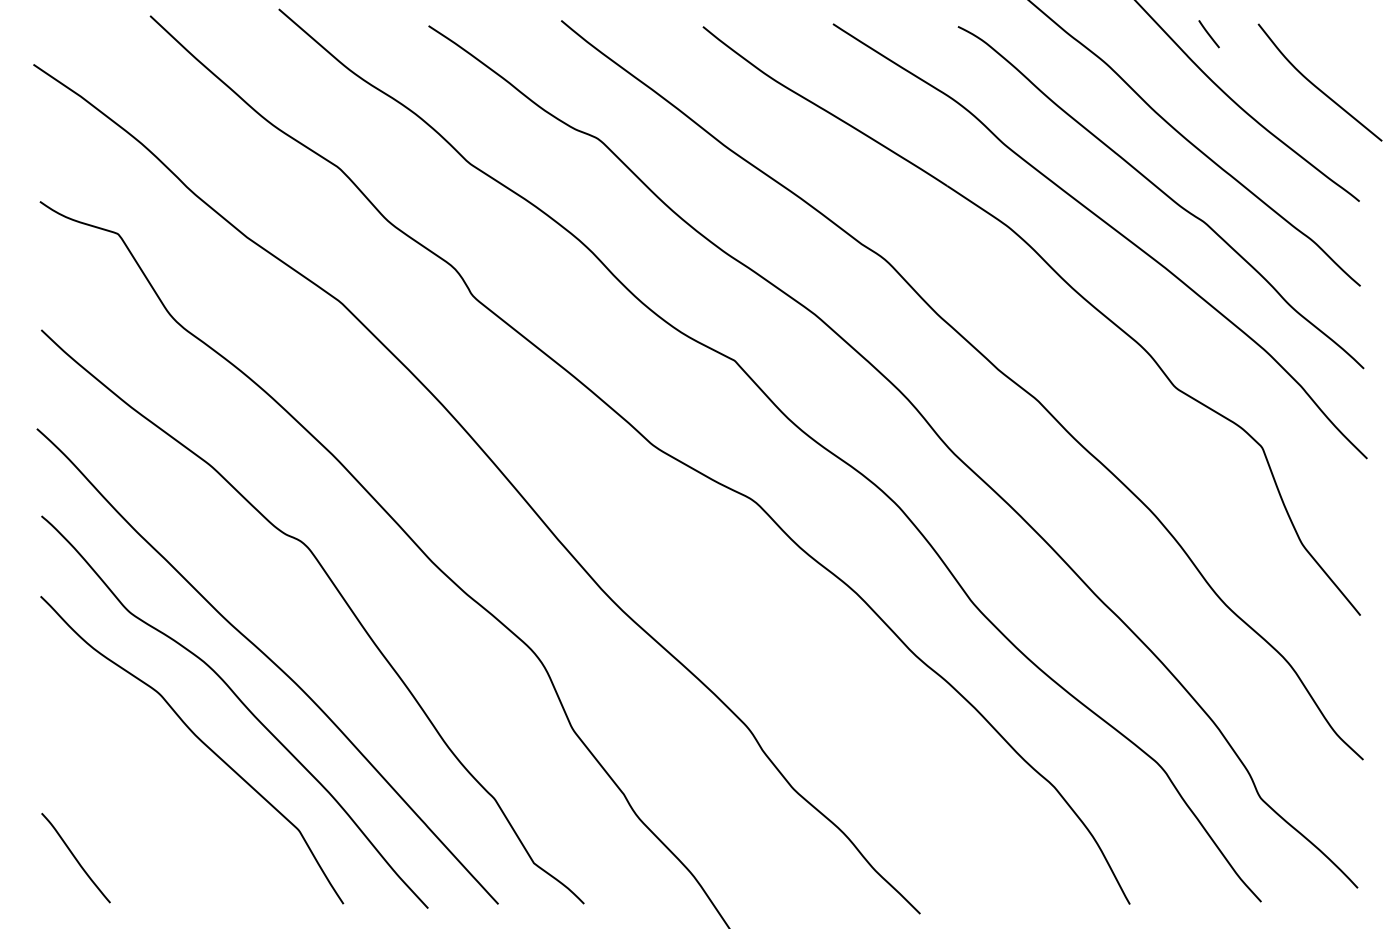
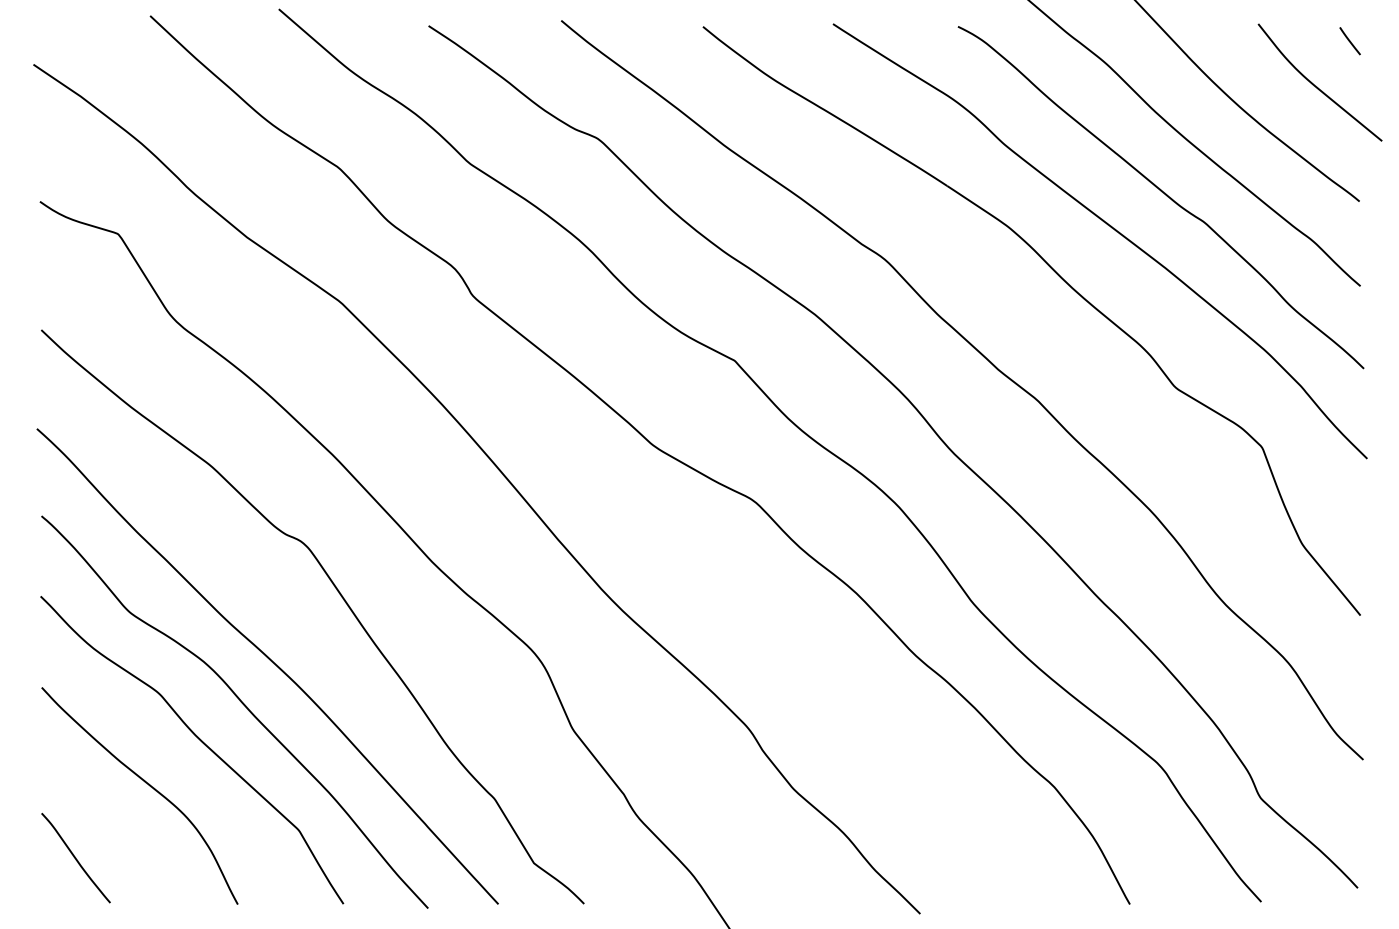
line position: (1208, 34) -> (1349, 41) (1349, 41)
curve: none -> present (145, 783)
